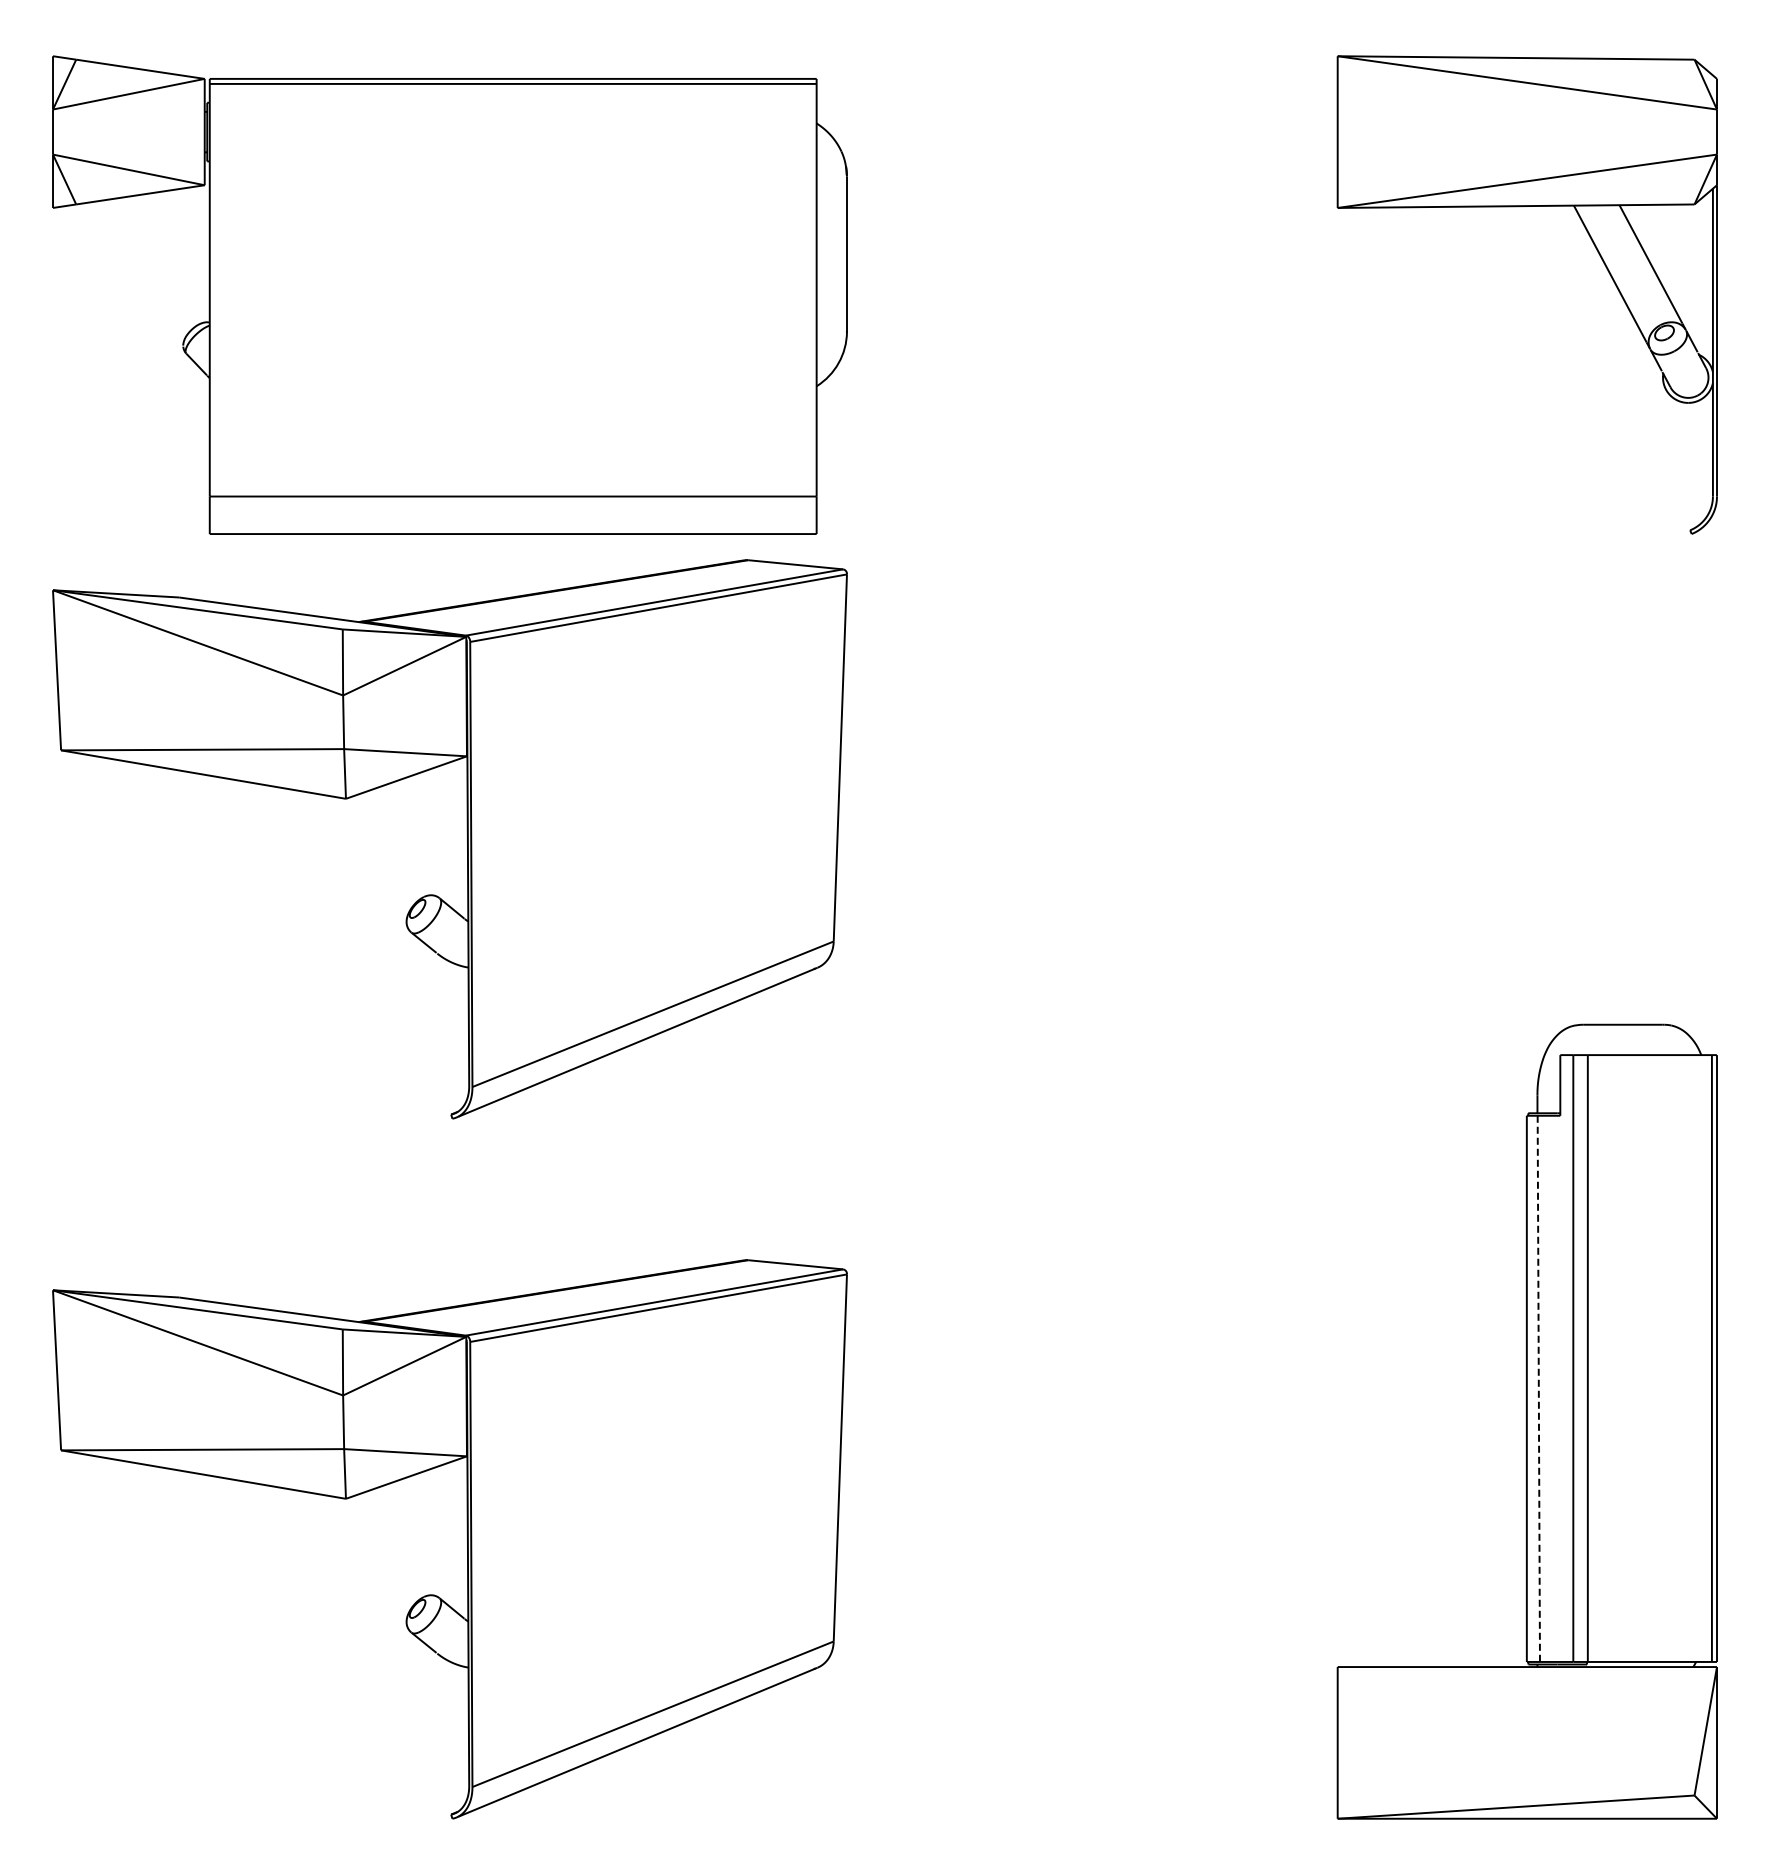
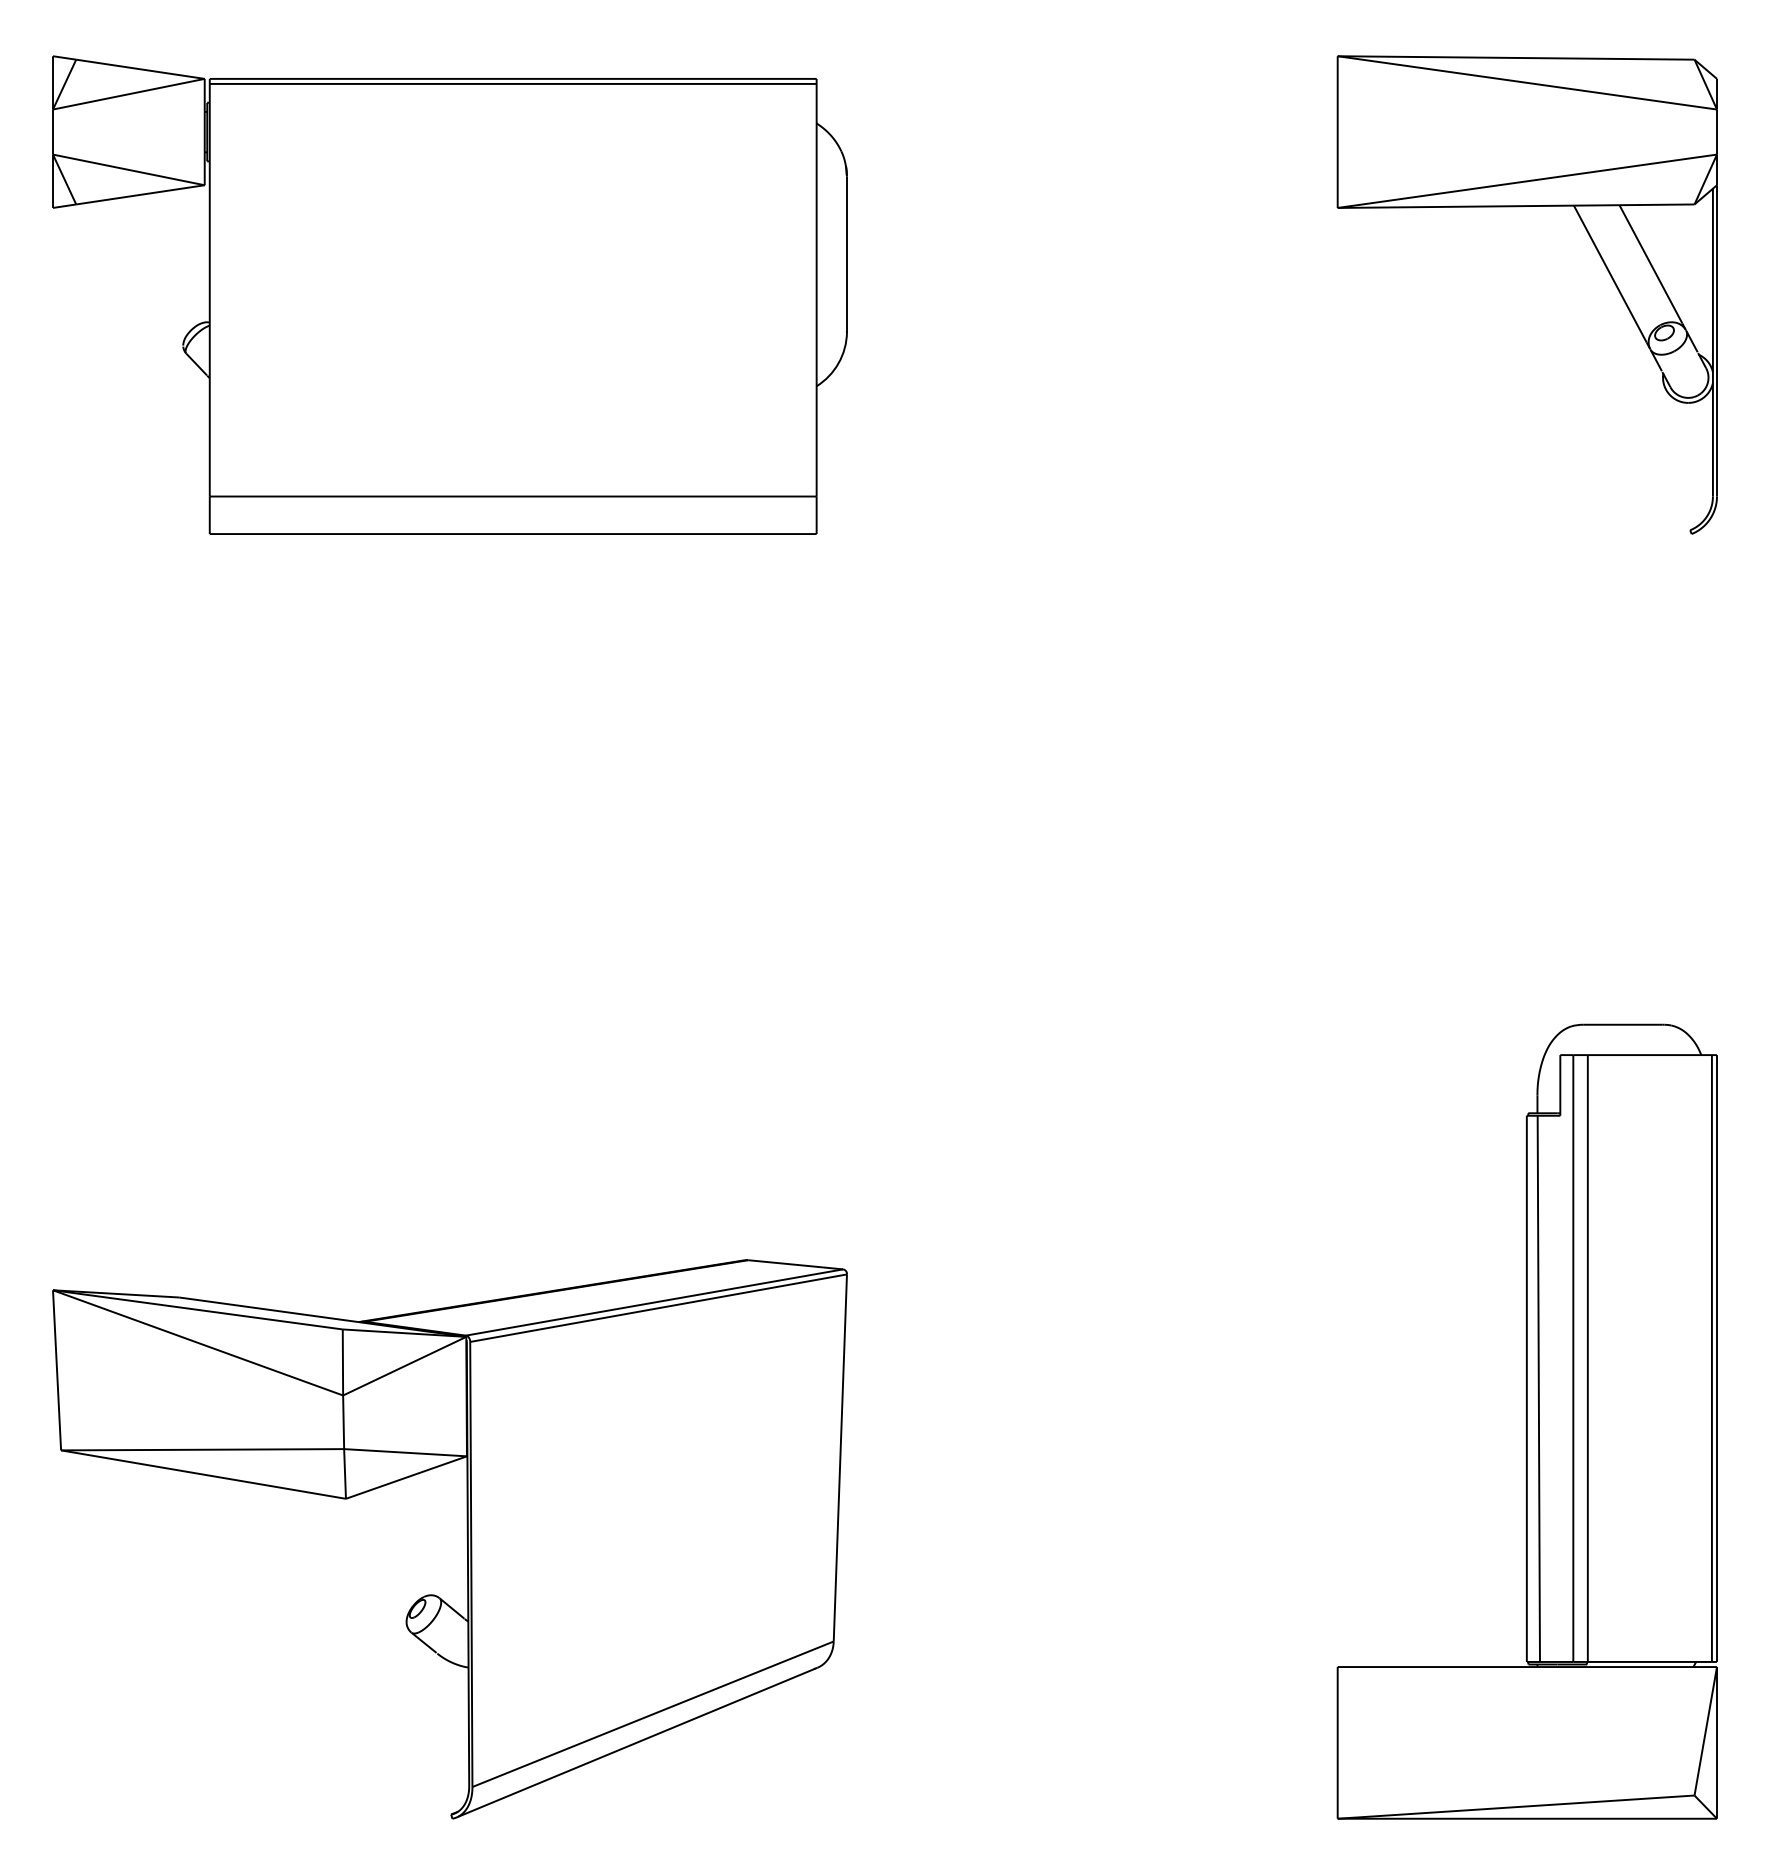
part: present -> none (467, 839)
line: dashed -> solid (1538, 1389)
